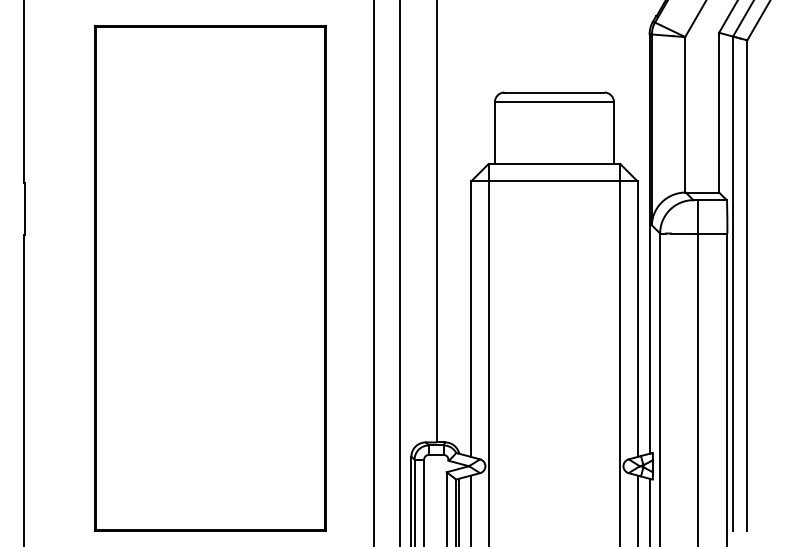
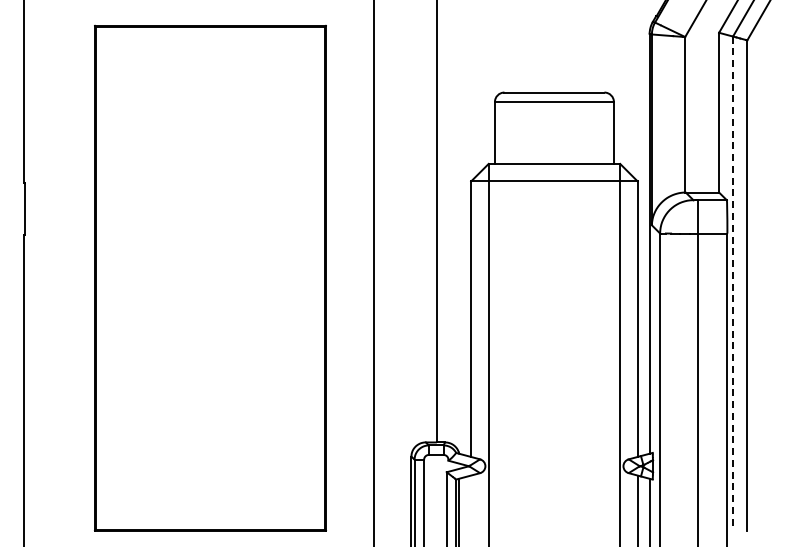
line: present -> none (399, 272)
line: solid -> dashed (733, 284)
line: present -> none (471, 509)
